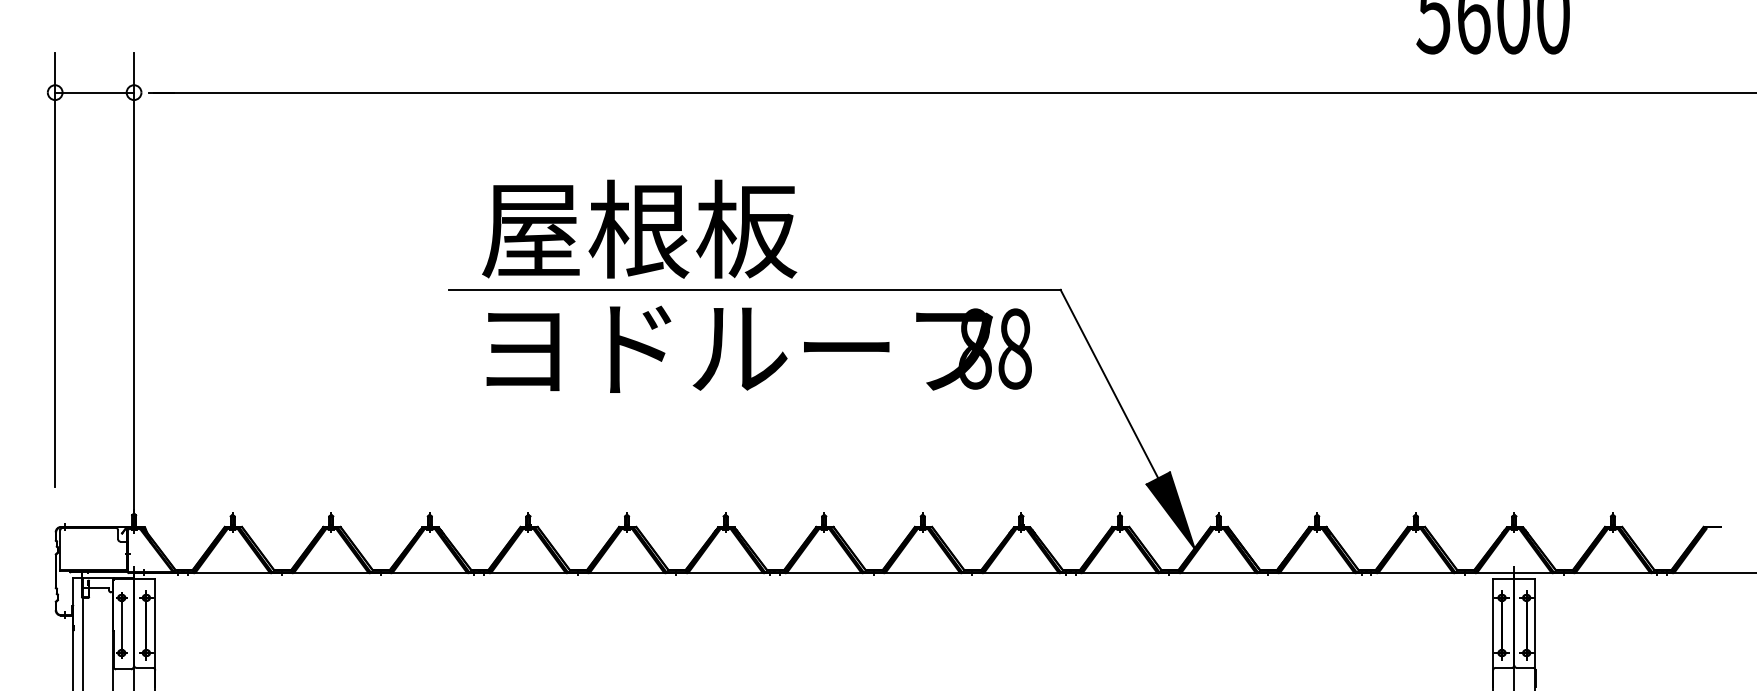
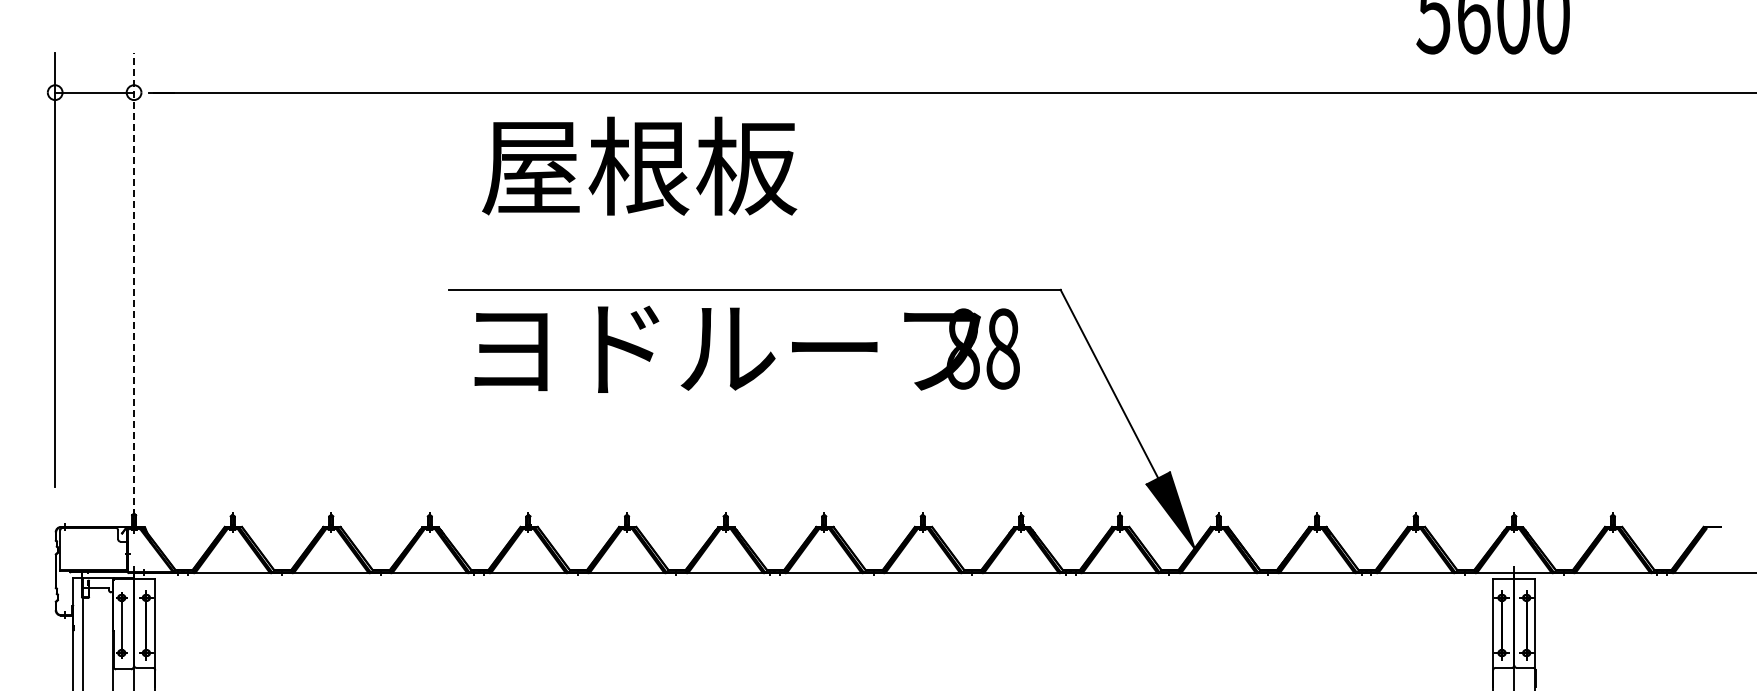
text position: (639, 228) -> (639, 165) (639, 165)
line: solid -> dashed (134, 290)
text position: (758, 348) -> (746, 348) (746, 348)
